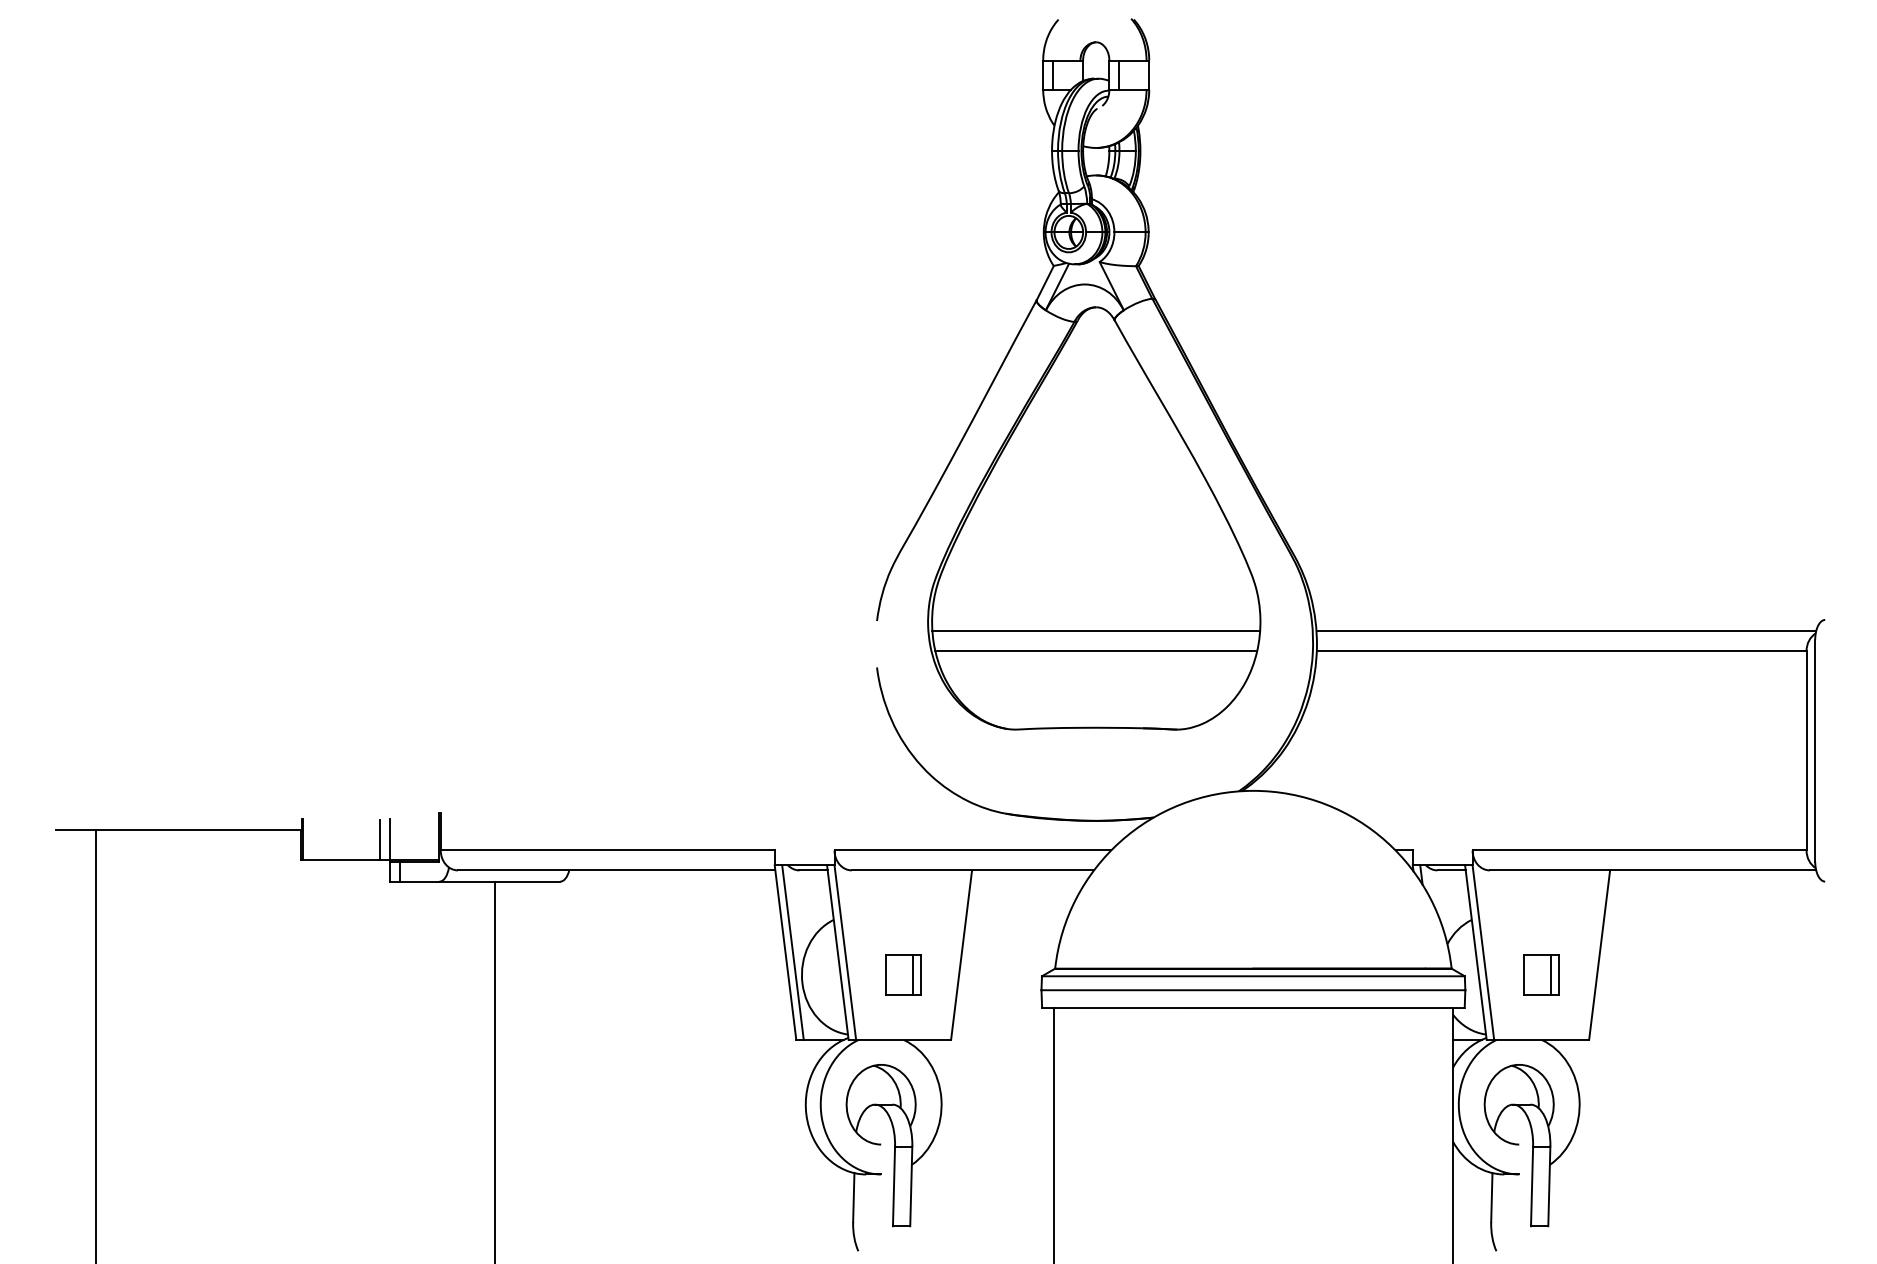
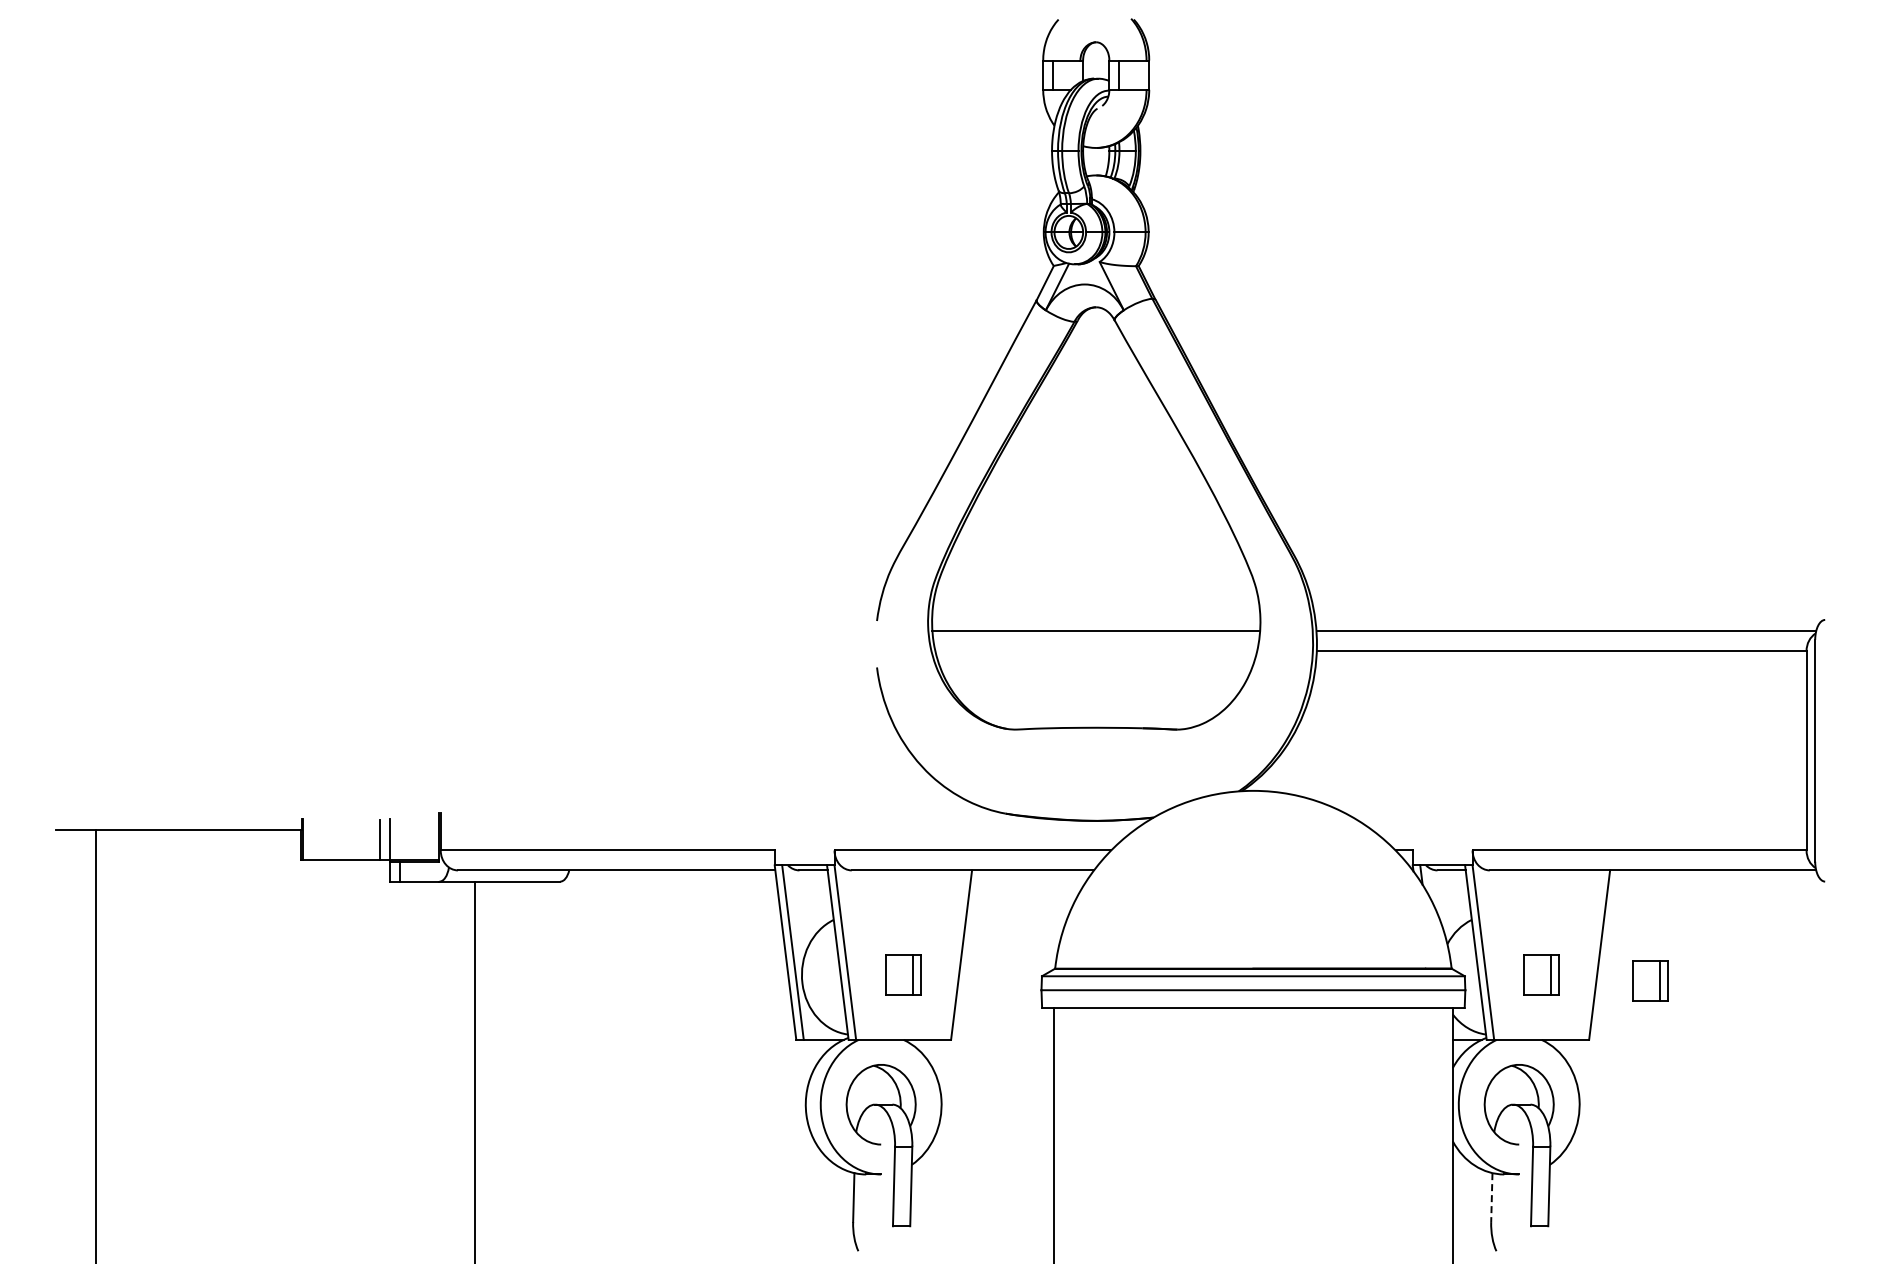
line: present -> none (1096, 651)
part: none -> present (1650, 980)
line position: (494, 1070) -> (474, 1070) (474, 1070)
line: solid -> dashed (1491, 1198)
